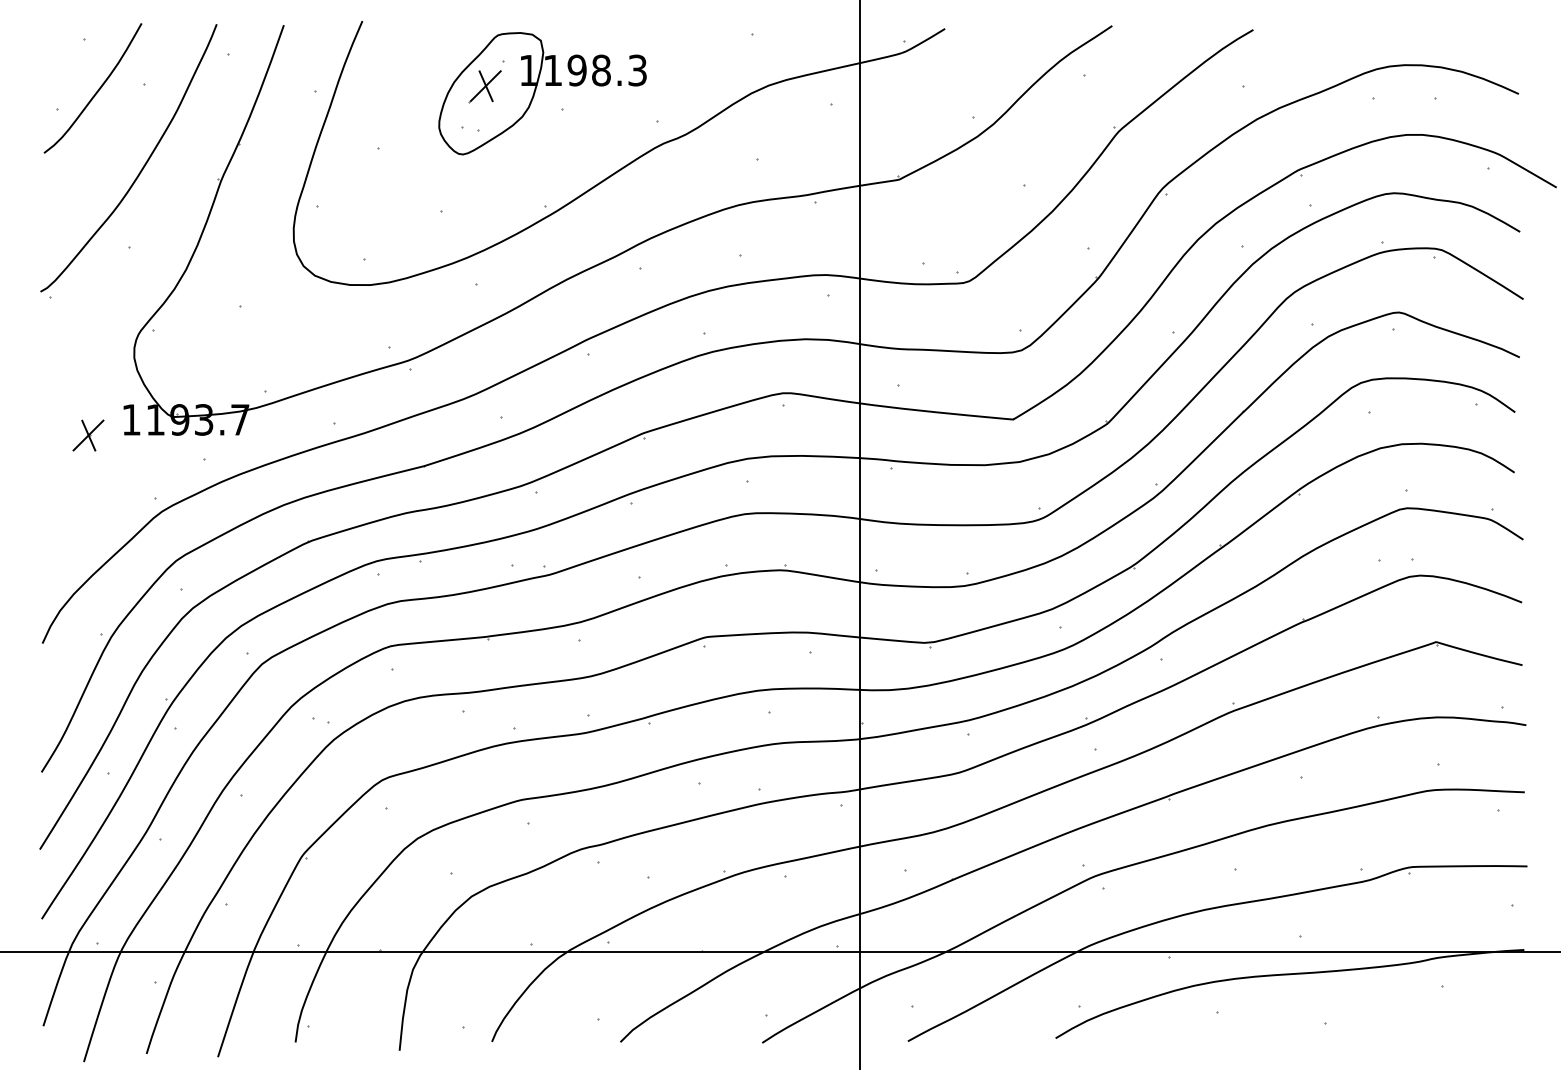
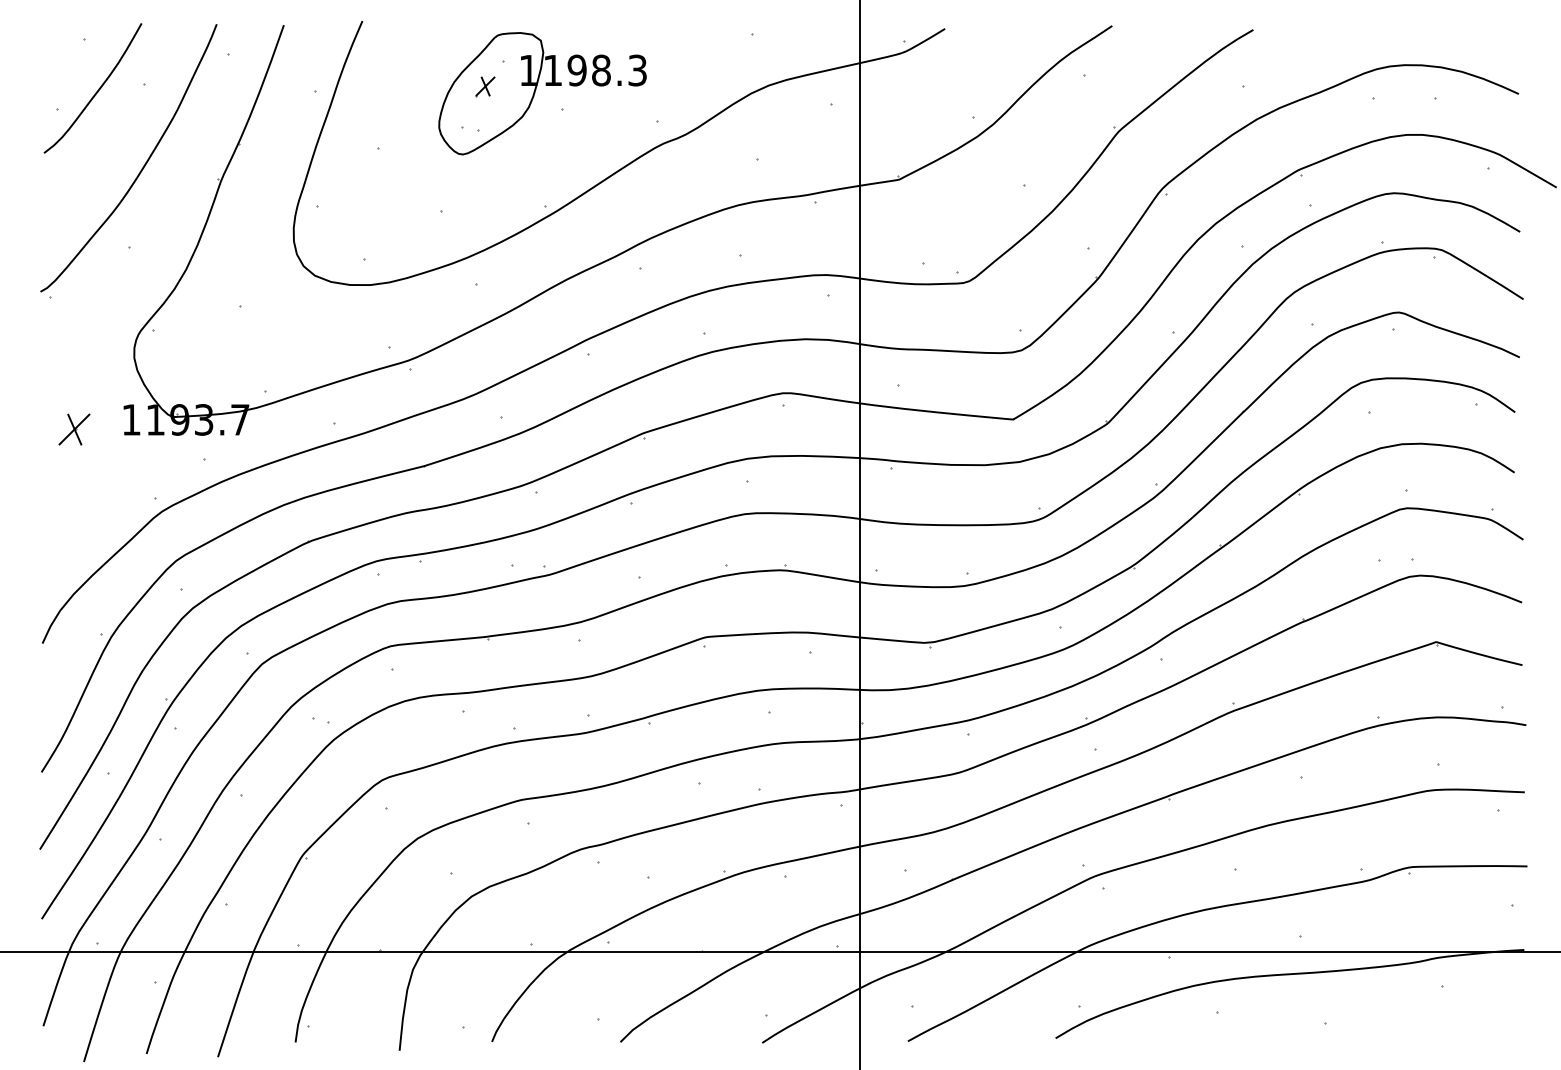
part size: 34x34 px -> 21x22 px (485, 86)
part position: (88, 435) -> (74, 429) (74, 429)
